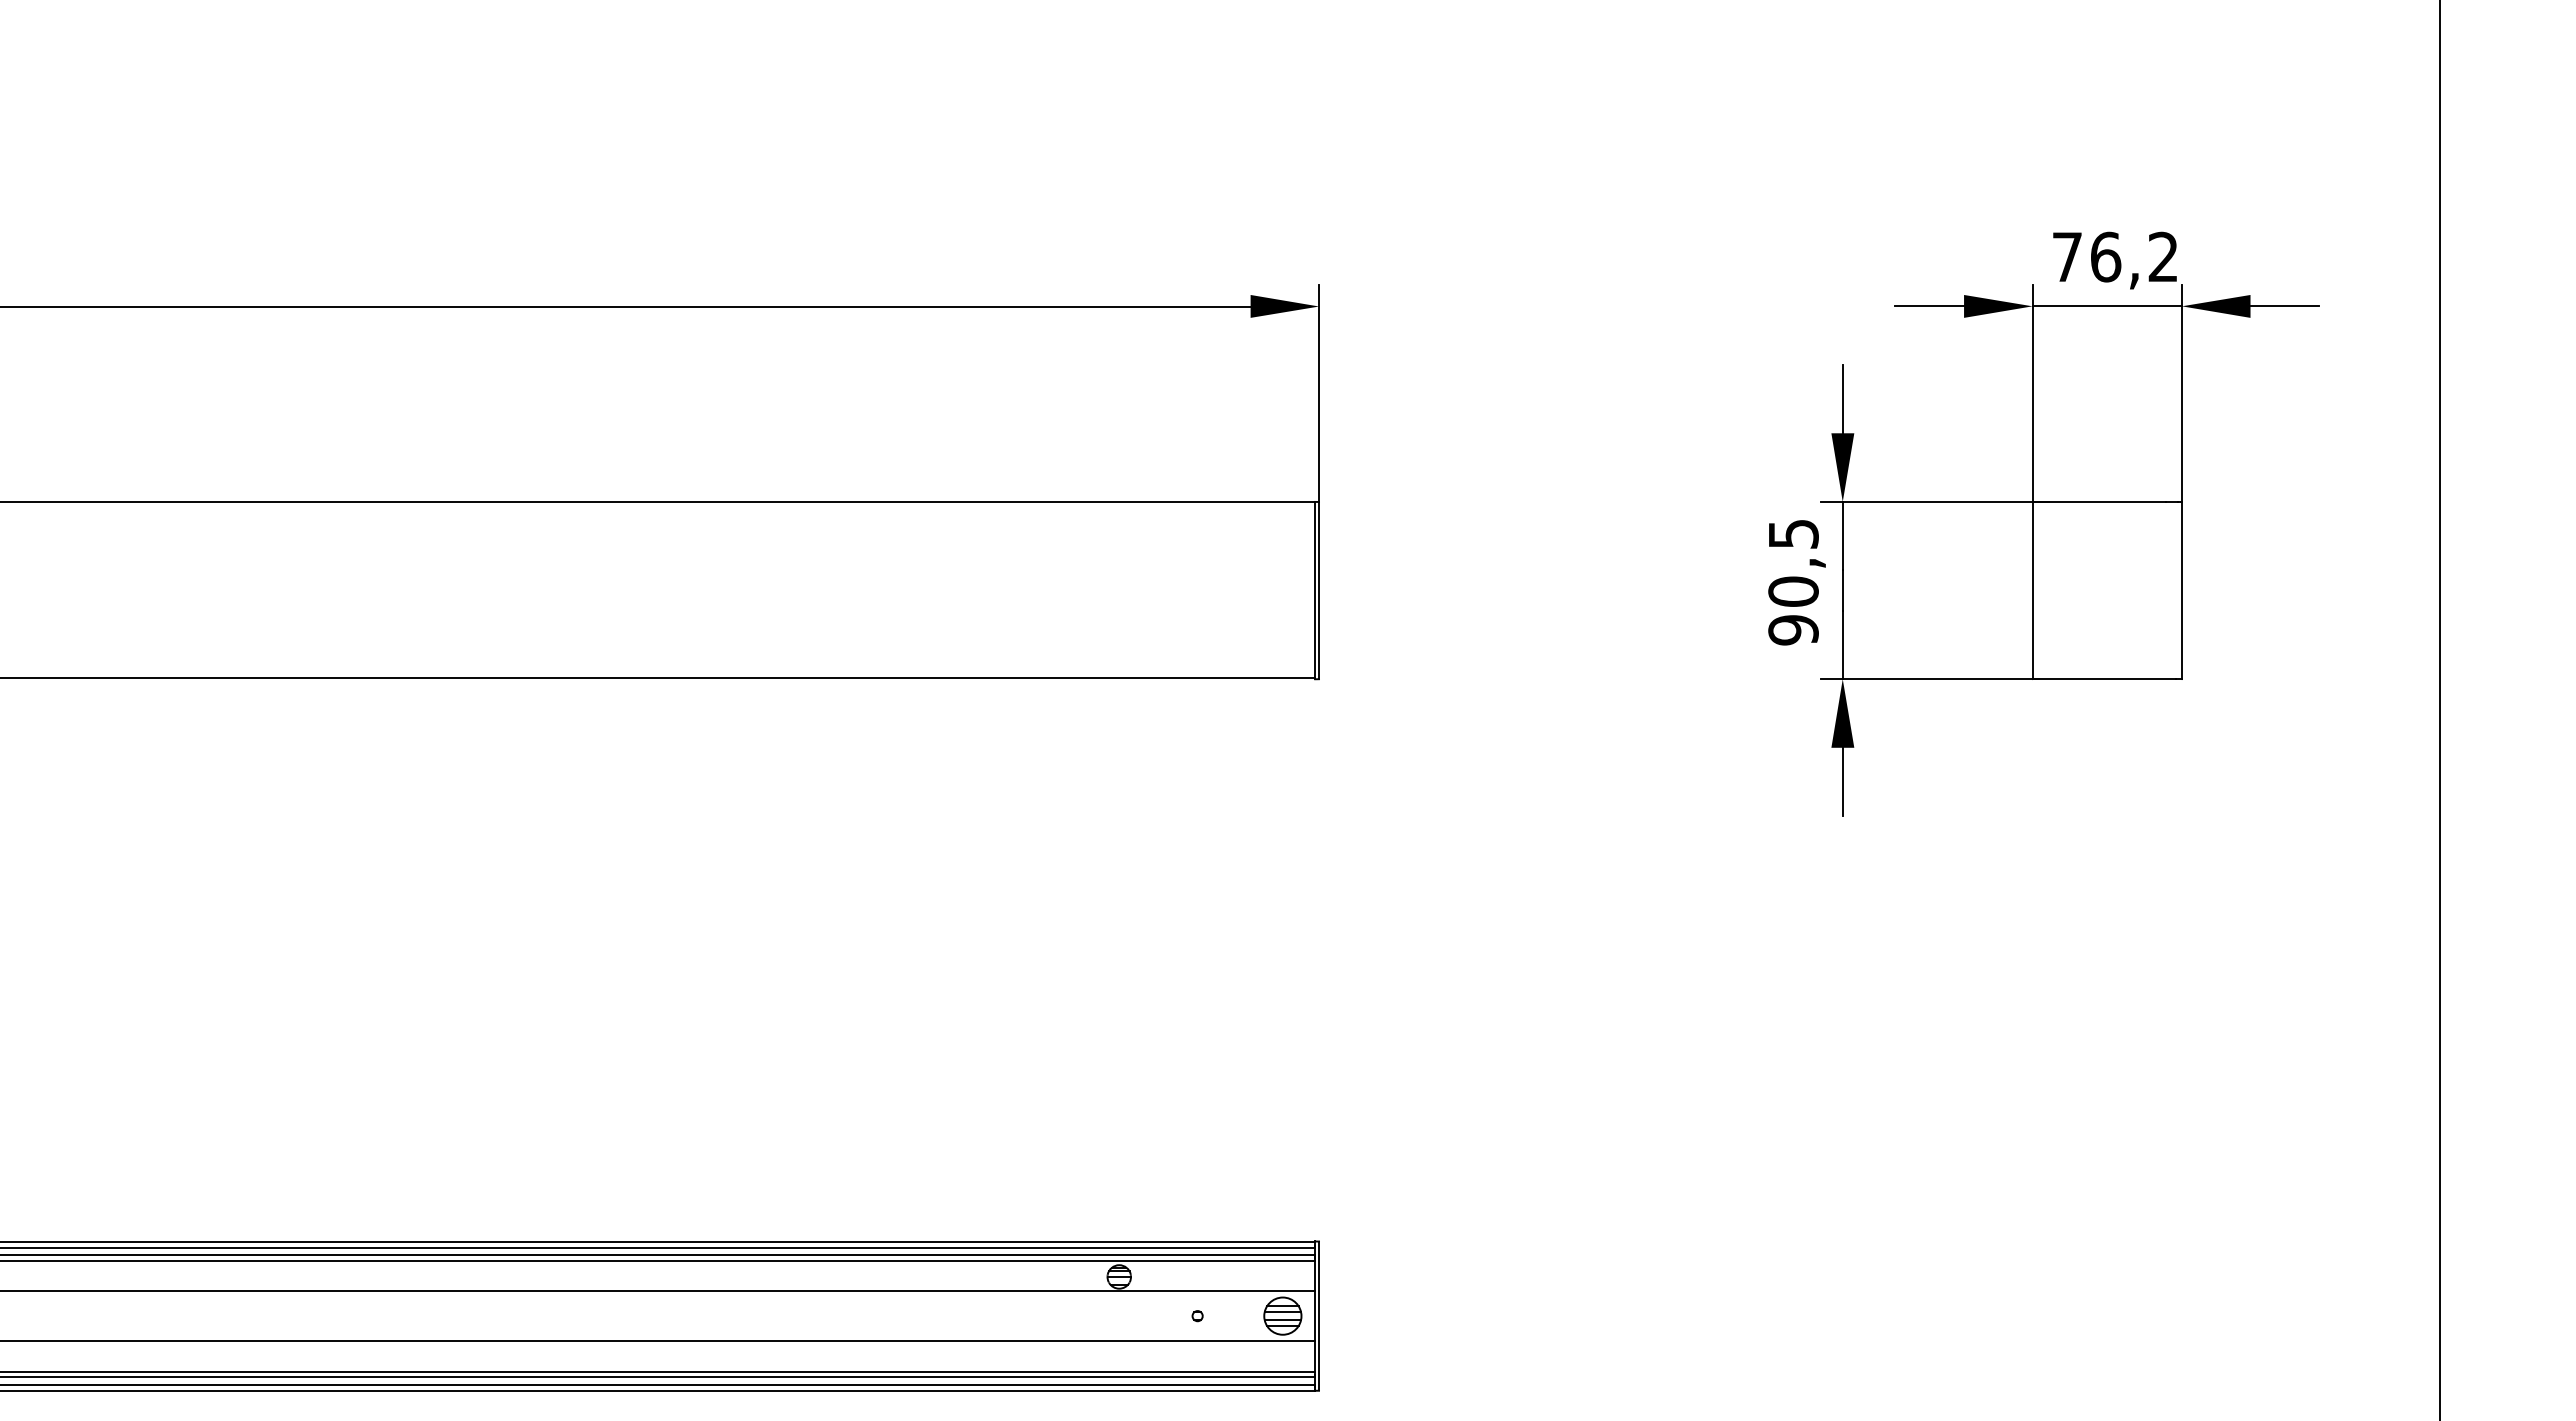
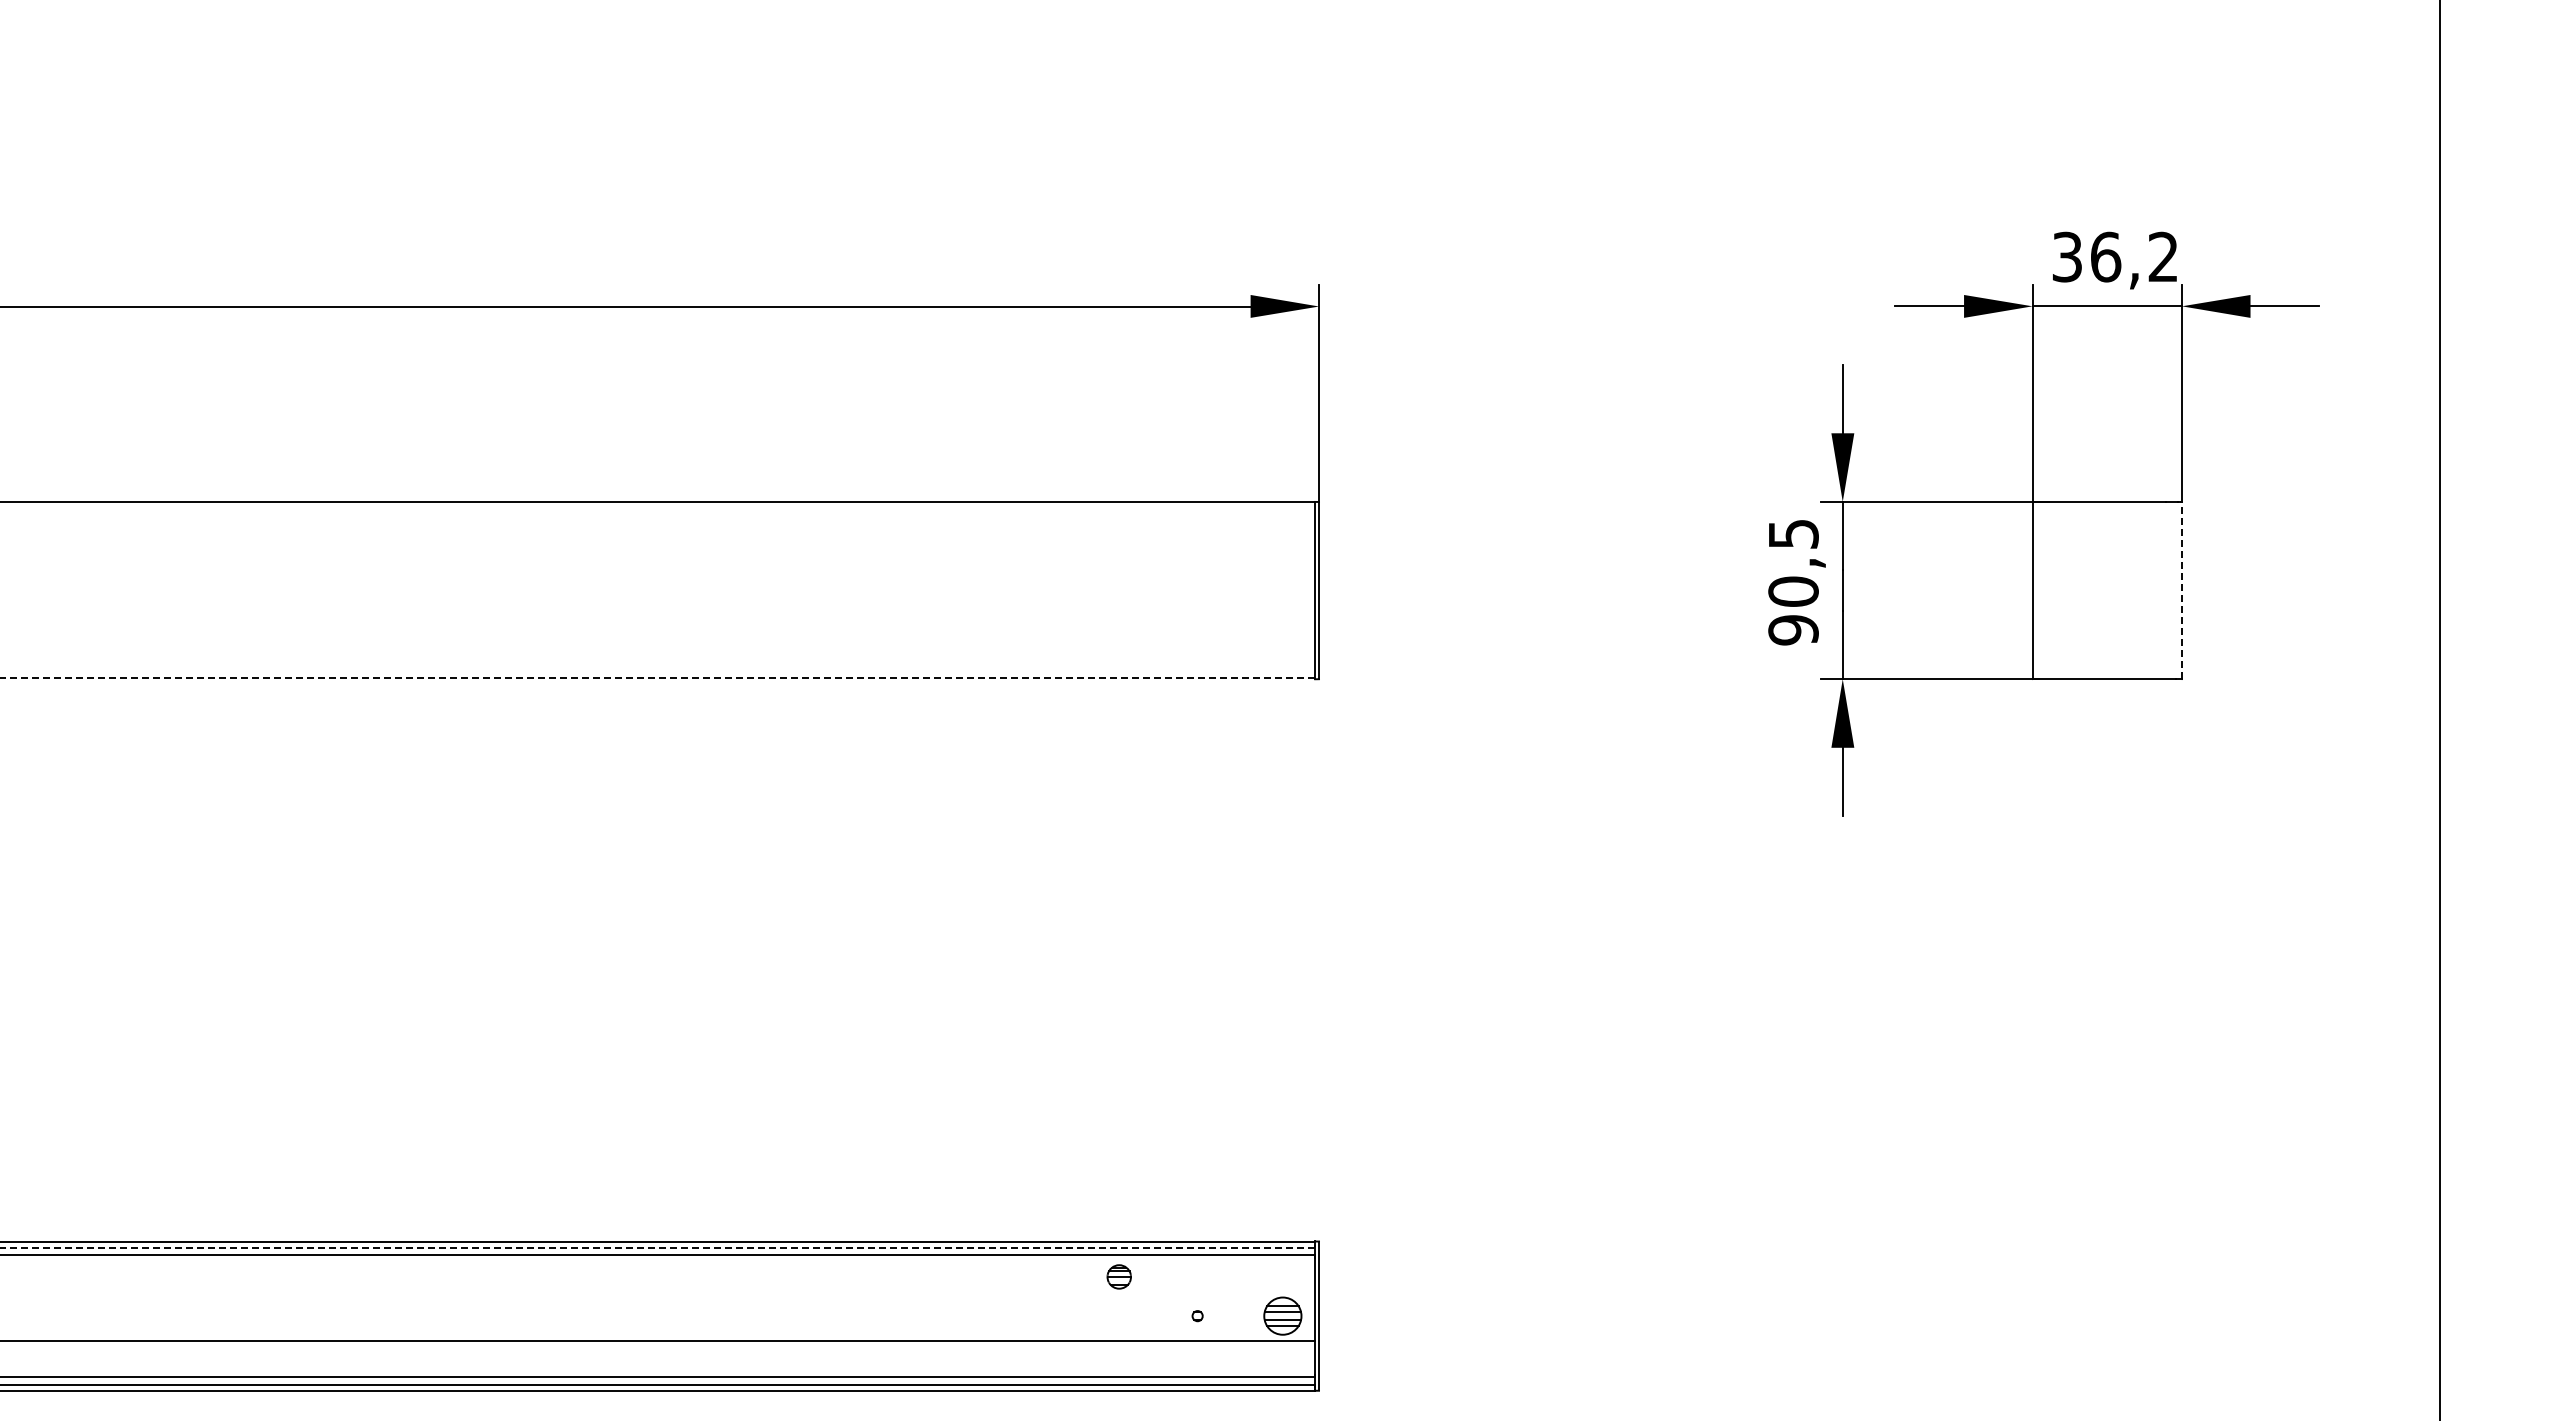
text: 76,2 -> 36,2 (2066, 256)
line: solid -> dashed (2181, 590)
line: solid -> dashed (657, 678)
line: solid -> dashed (657, 1247)
line: present -> none (658, 1260)
line: present -> none (658, 1291)
line: present -> none (658, 1371)
